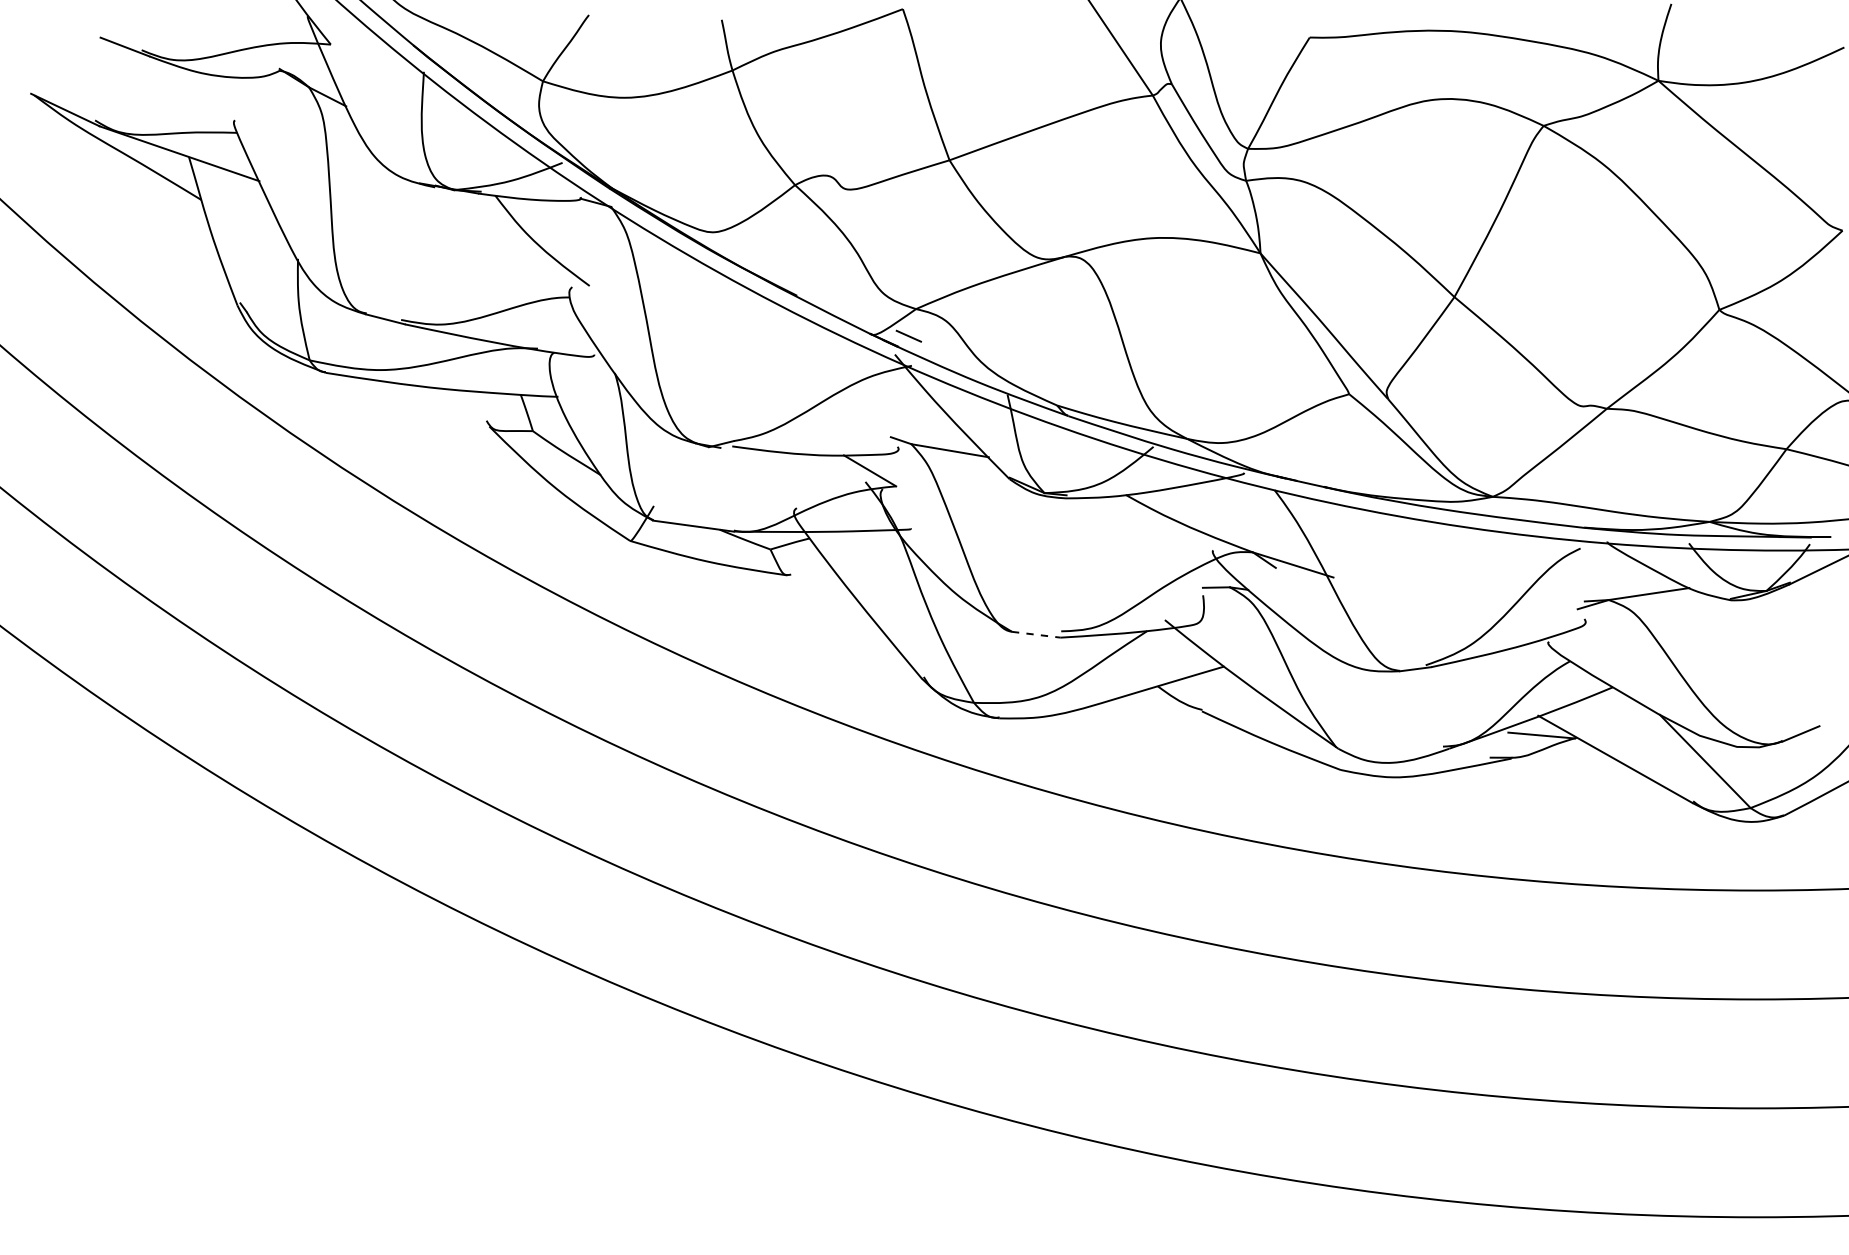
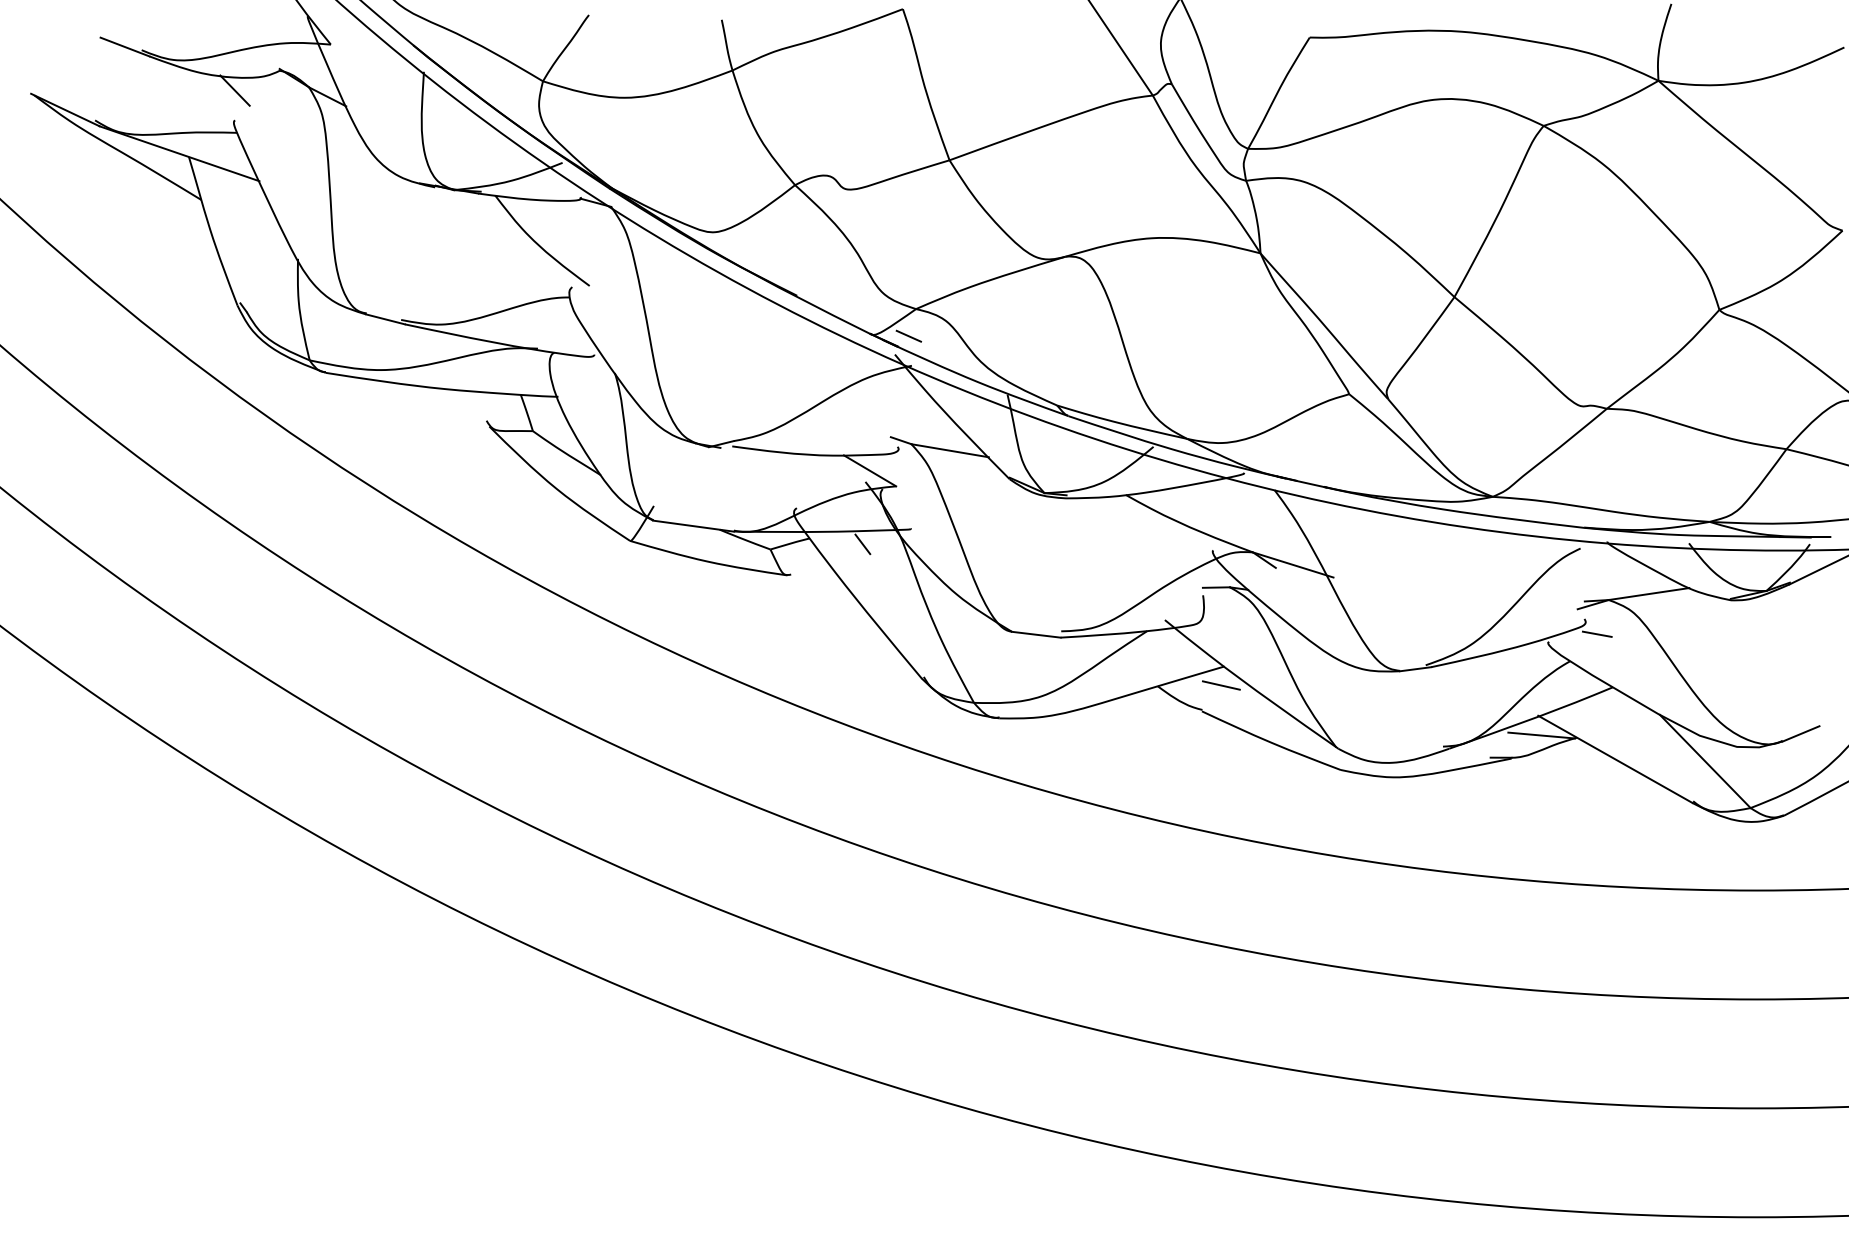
line: none -> present (234, 90)
line: none -> present (862, 544)
line: none -> present (1596, 633)
line: dashed -> solid (1036, 634)
line: none -> present (1220, 685)
